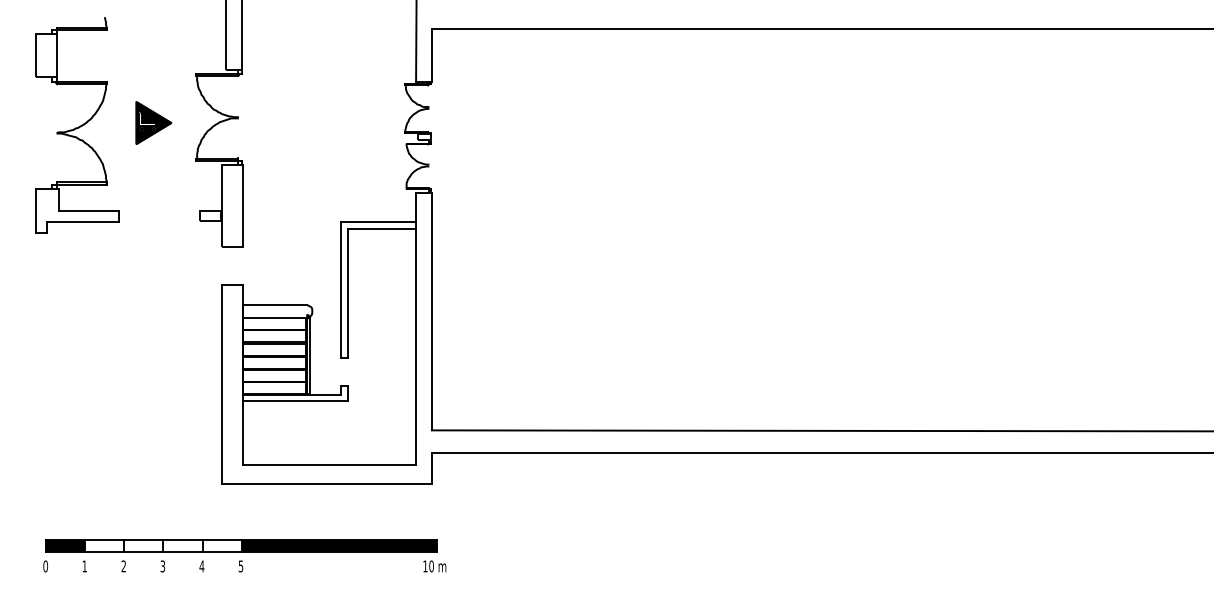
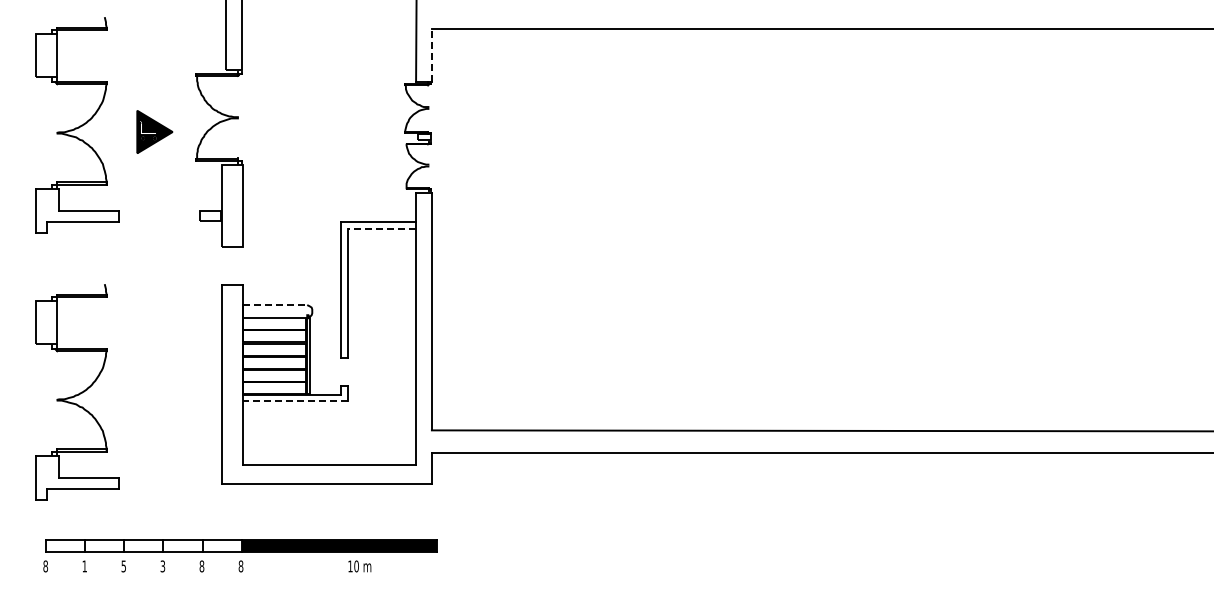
line: solid -> dashed (431, 55)
part position: (153, 122) -> (154, 131) (154, 131)
line: solid -> dashed (381, 228)
line: solid -> dashed (275, 305)
part: none -> present (77, 392)
line: solid -> dashed (295, 400)
fill: present -> none (65, 545)
text: 0 -> 8 (45, 566)
text: 2 -> 5 (123, 566)
text: 4 -> 8 (201, 566)
text: 5 -> 8 (240, 566)
text position: (434, 566) -> (359, 566) (359, 566)
